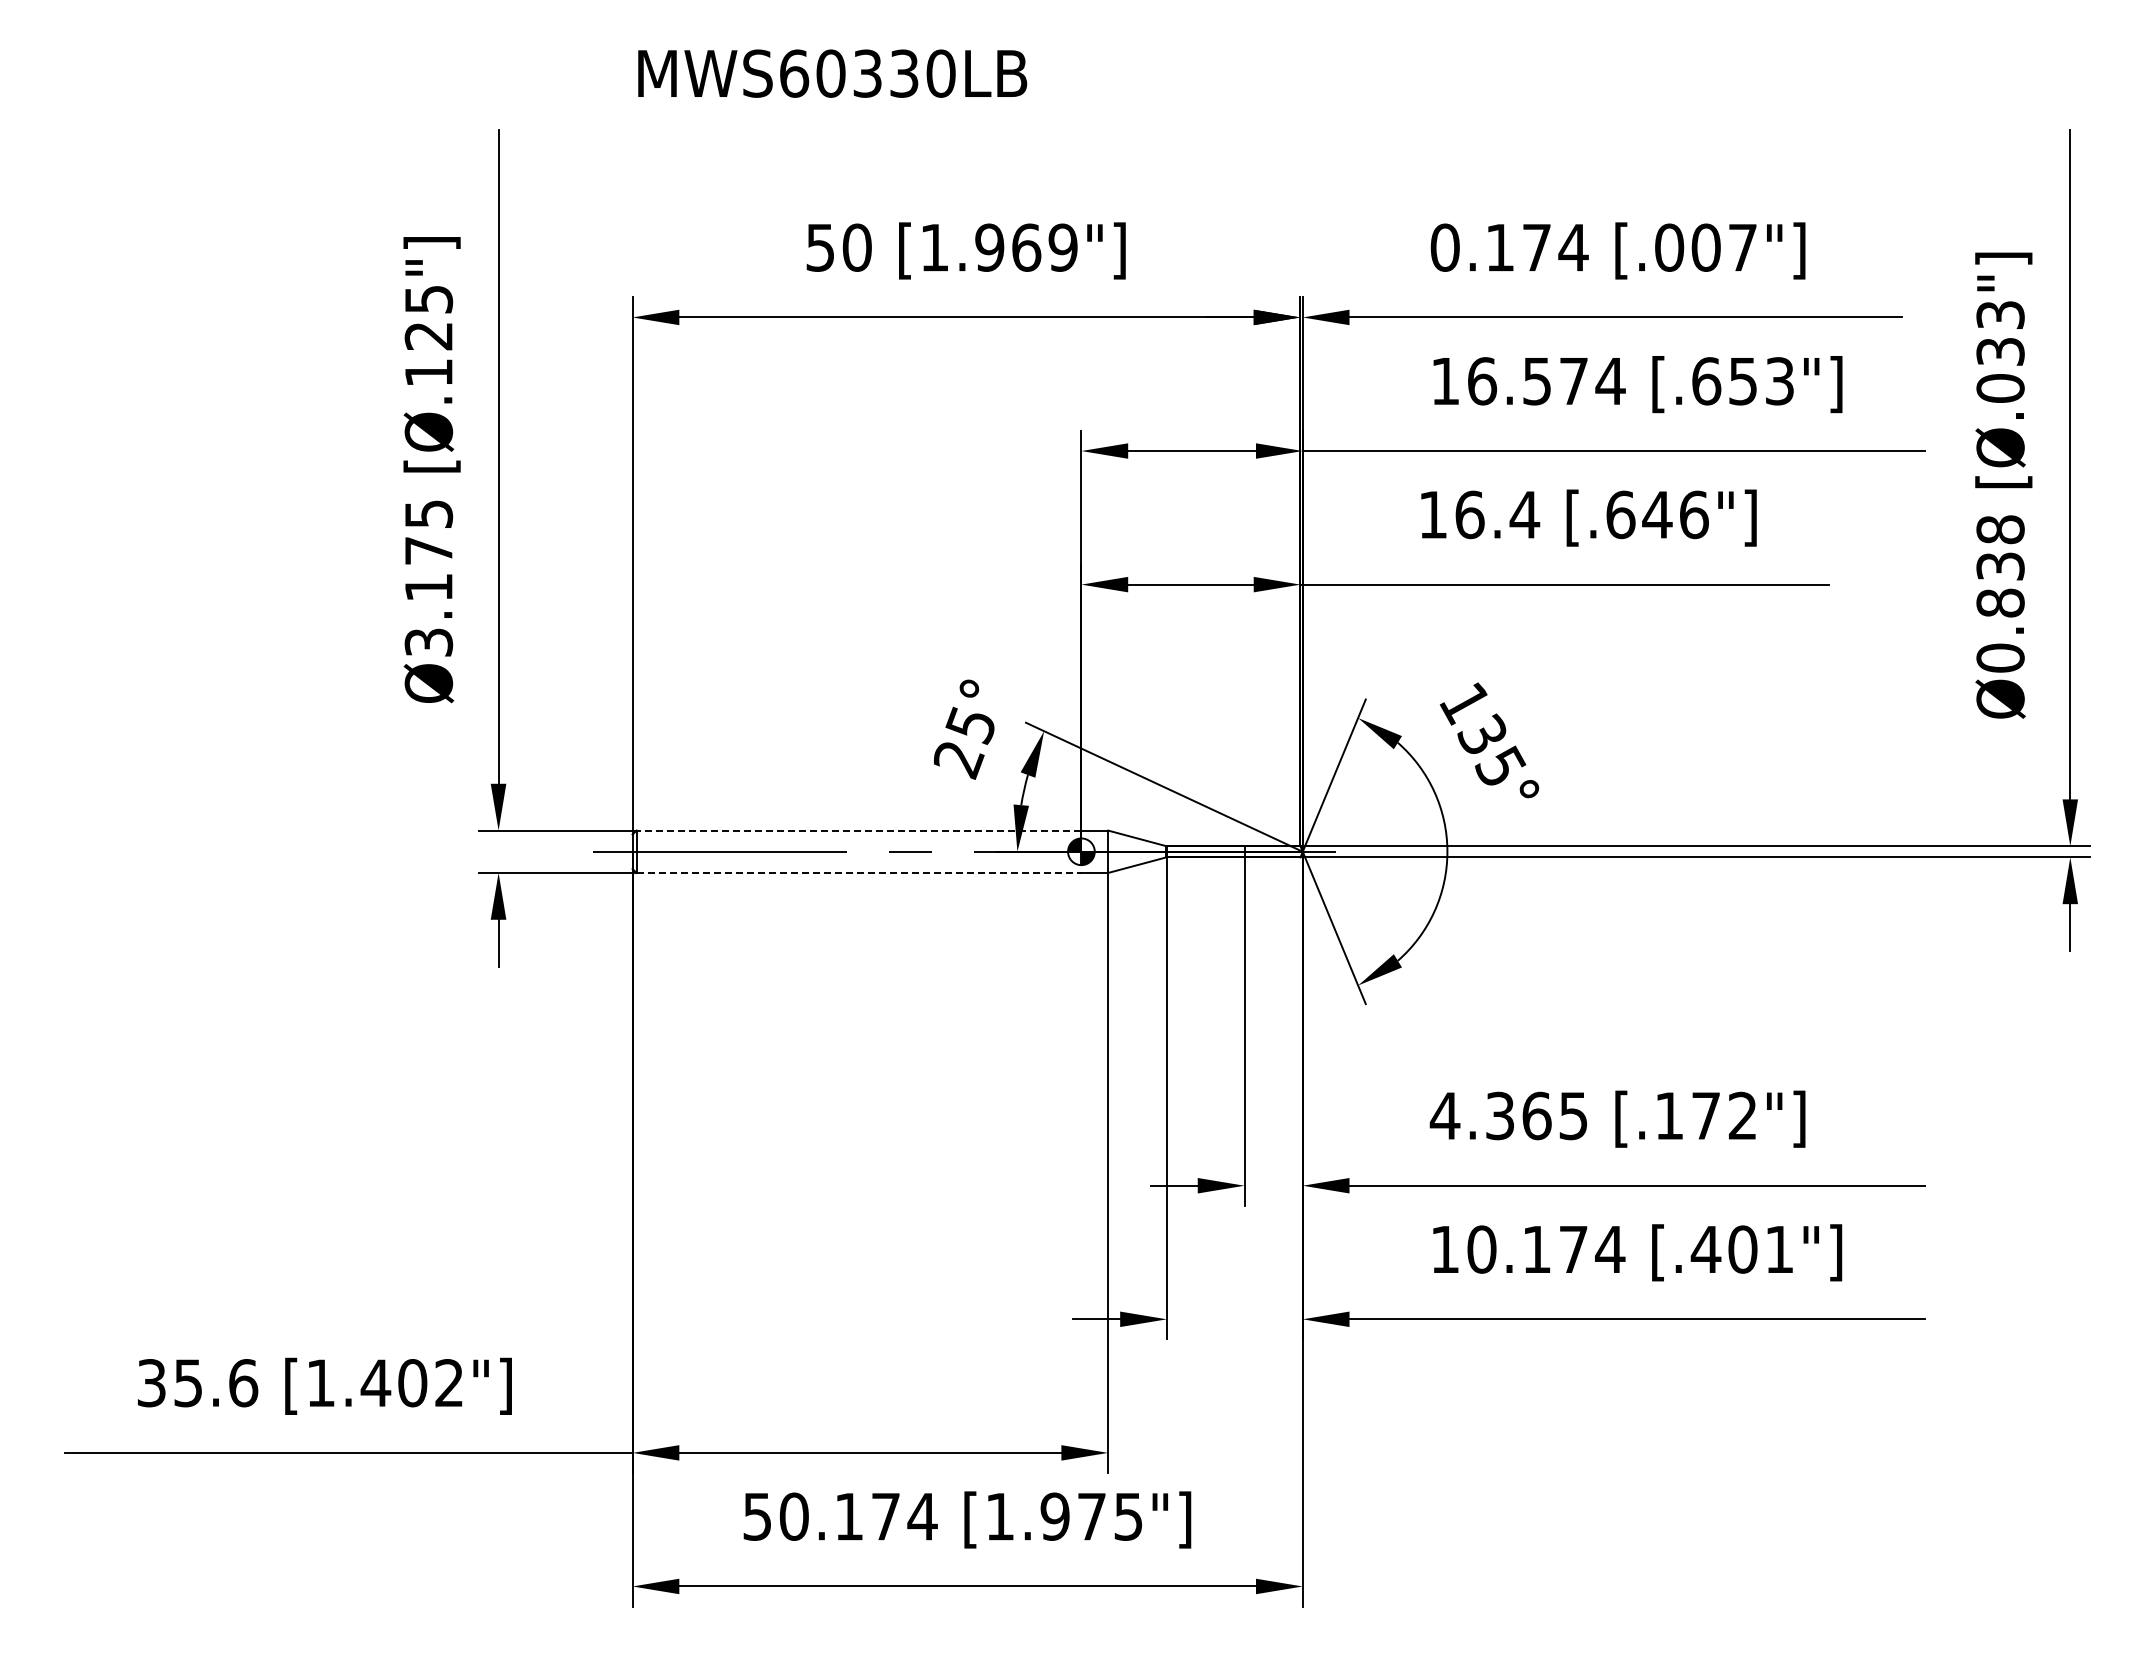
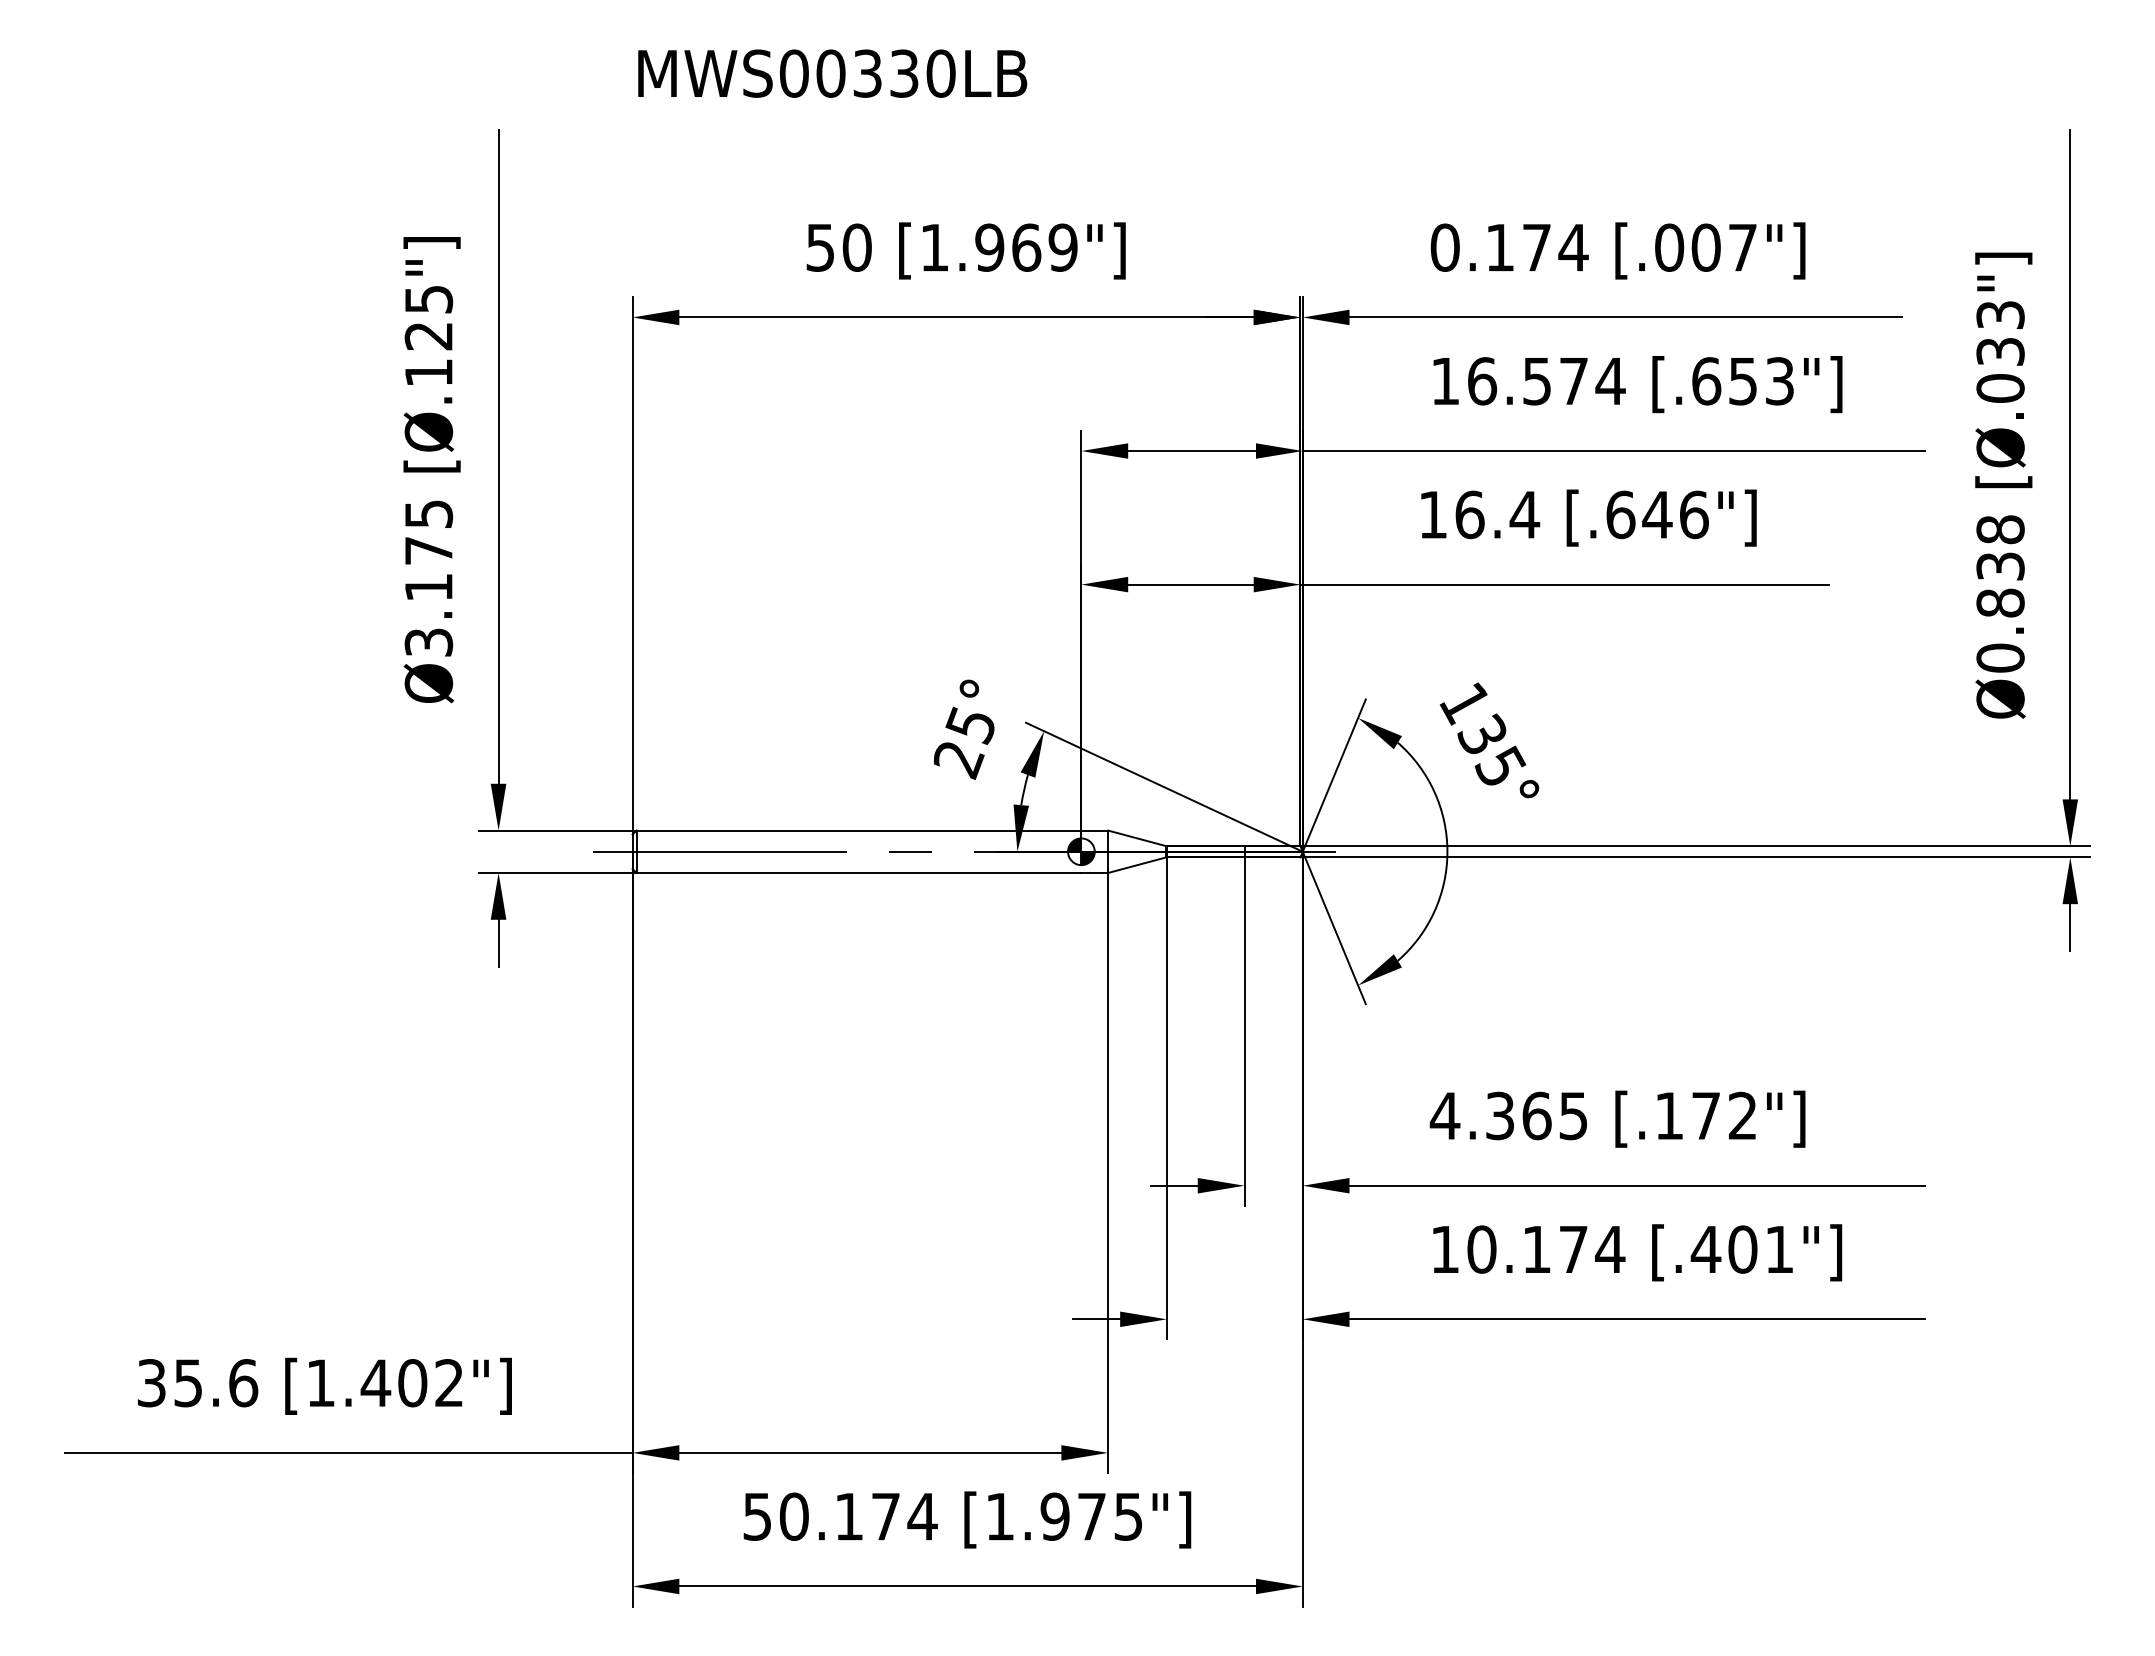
text: MWS60330LB -> MWS00330LB (794, 73)
line: dashed -> solid (858, 830)
line: dashed -> solid (859, 872)
